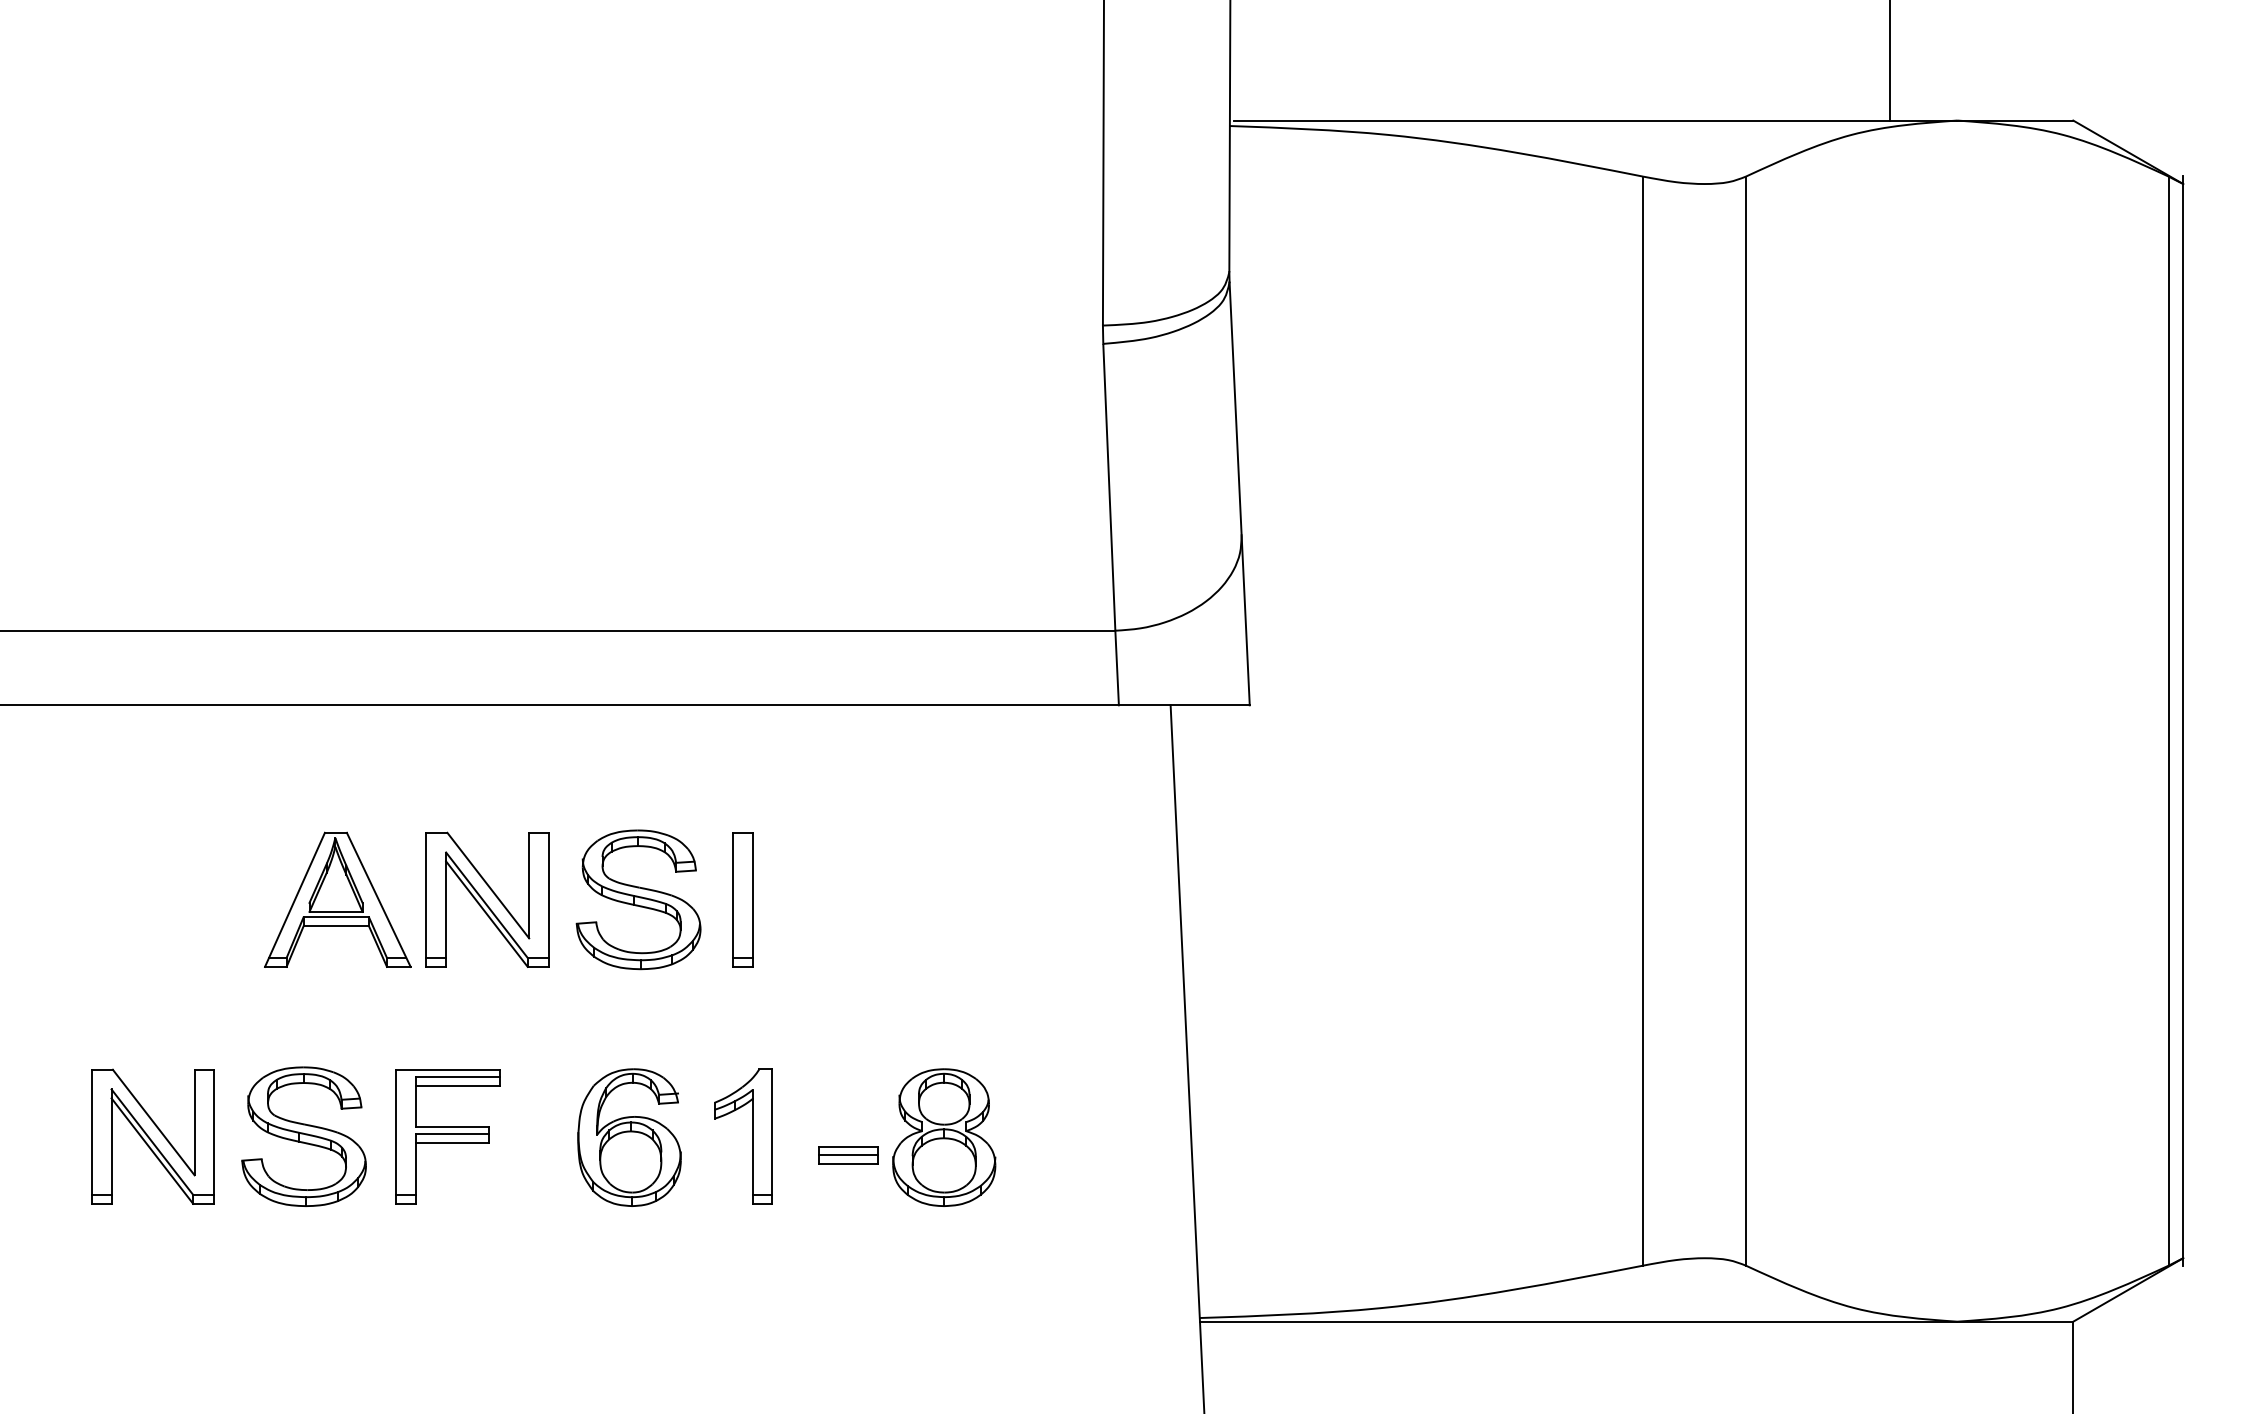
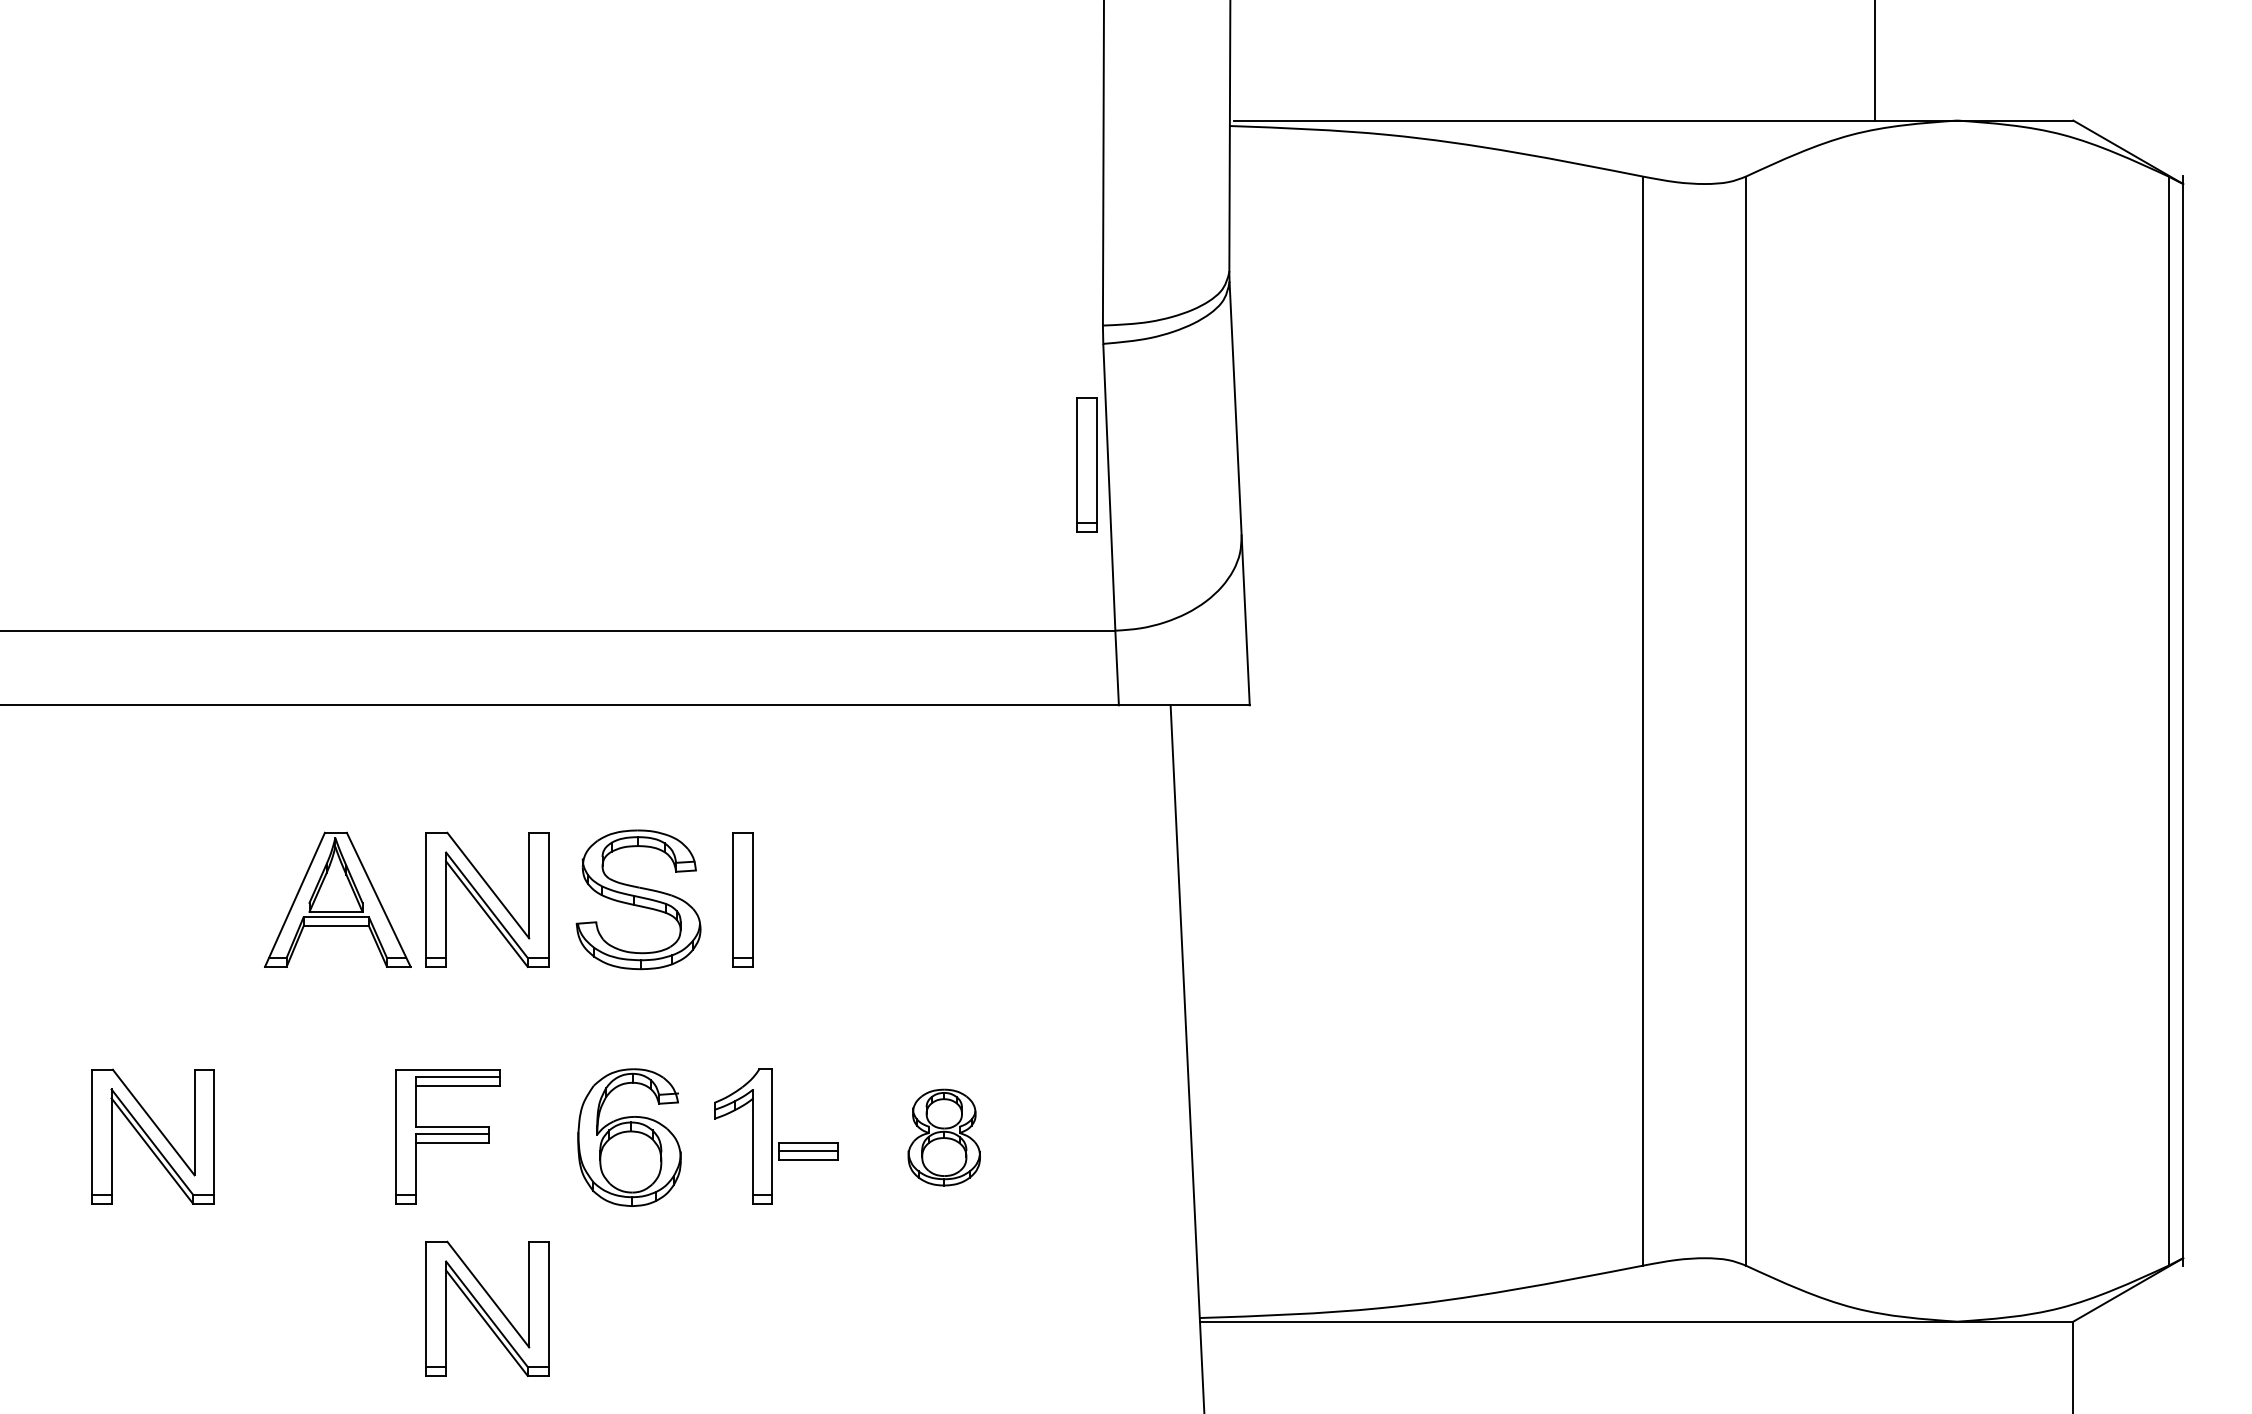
line position: (1889, 61) -> (1874, 61) (1874, 61)
part: none -> present (1086, 464)
part: present -> none (303, 1136)
part size: 105x139 px -> 74x99 px (943, 1137)
part position: (848, 1155) -> (808, 1151) (808, 1151)
part: none -> present (487, 1308)
